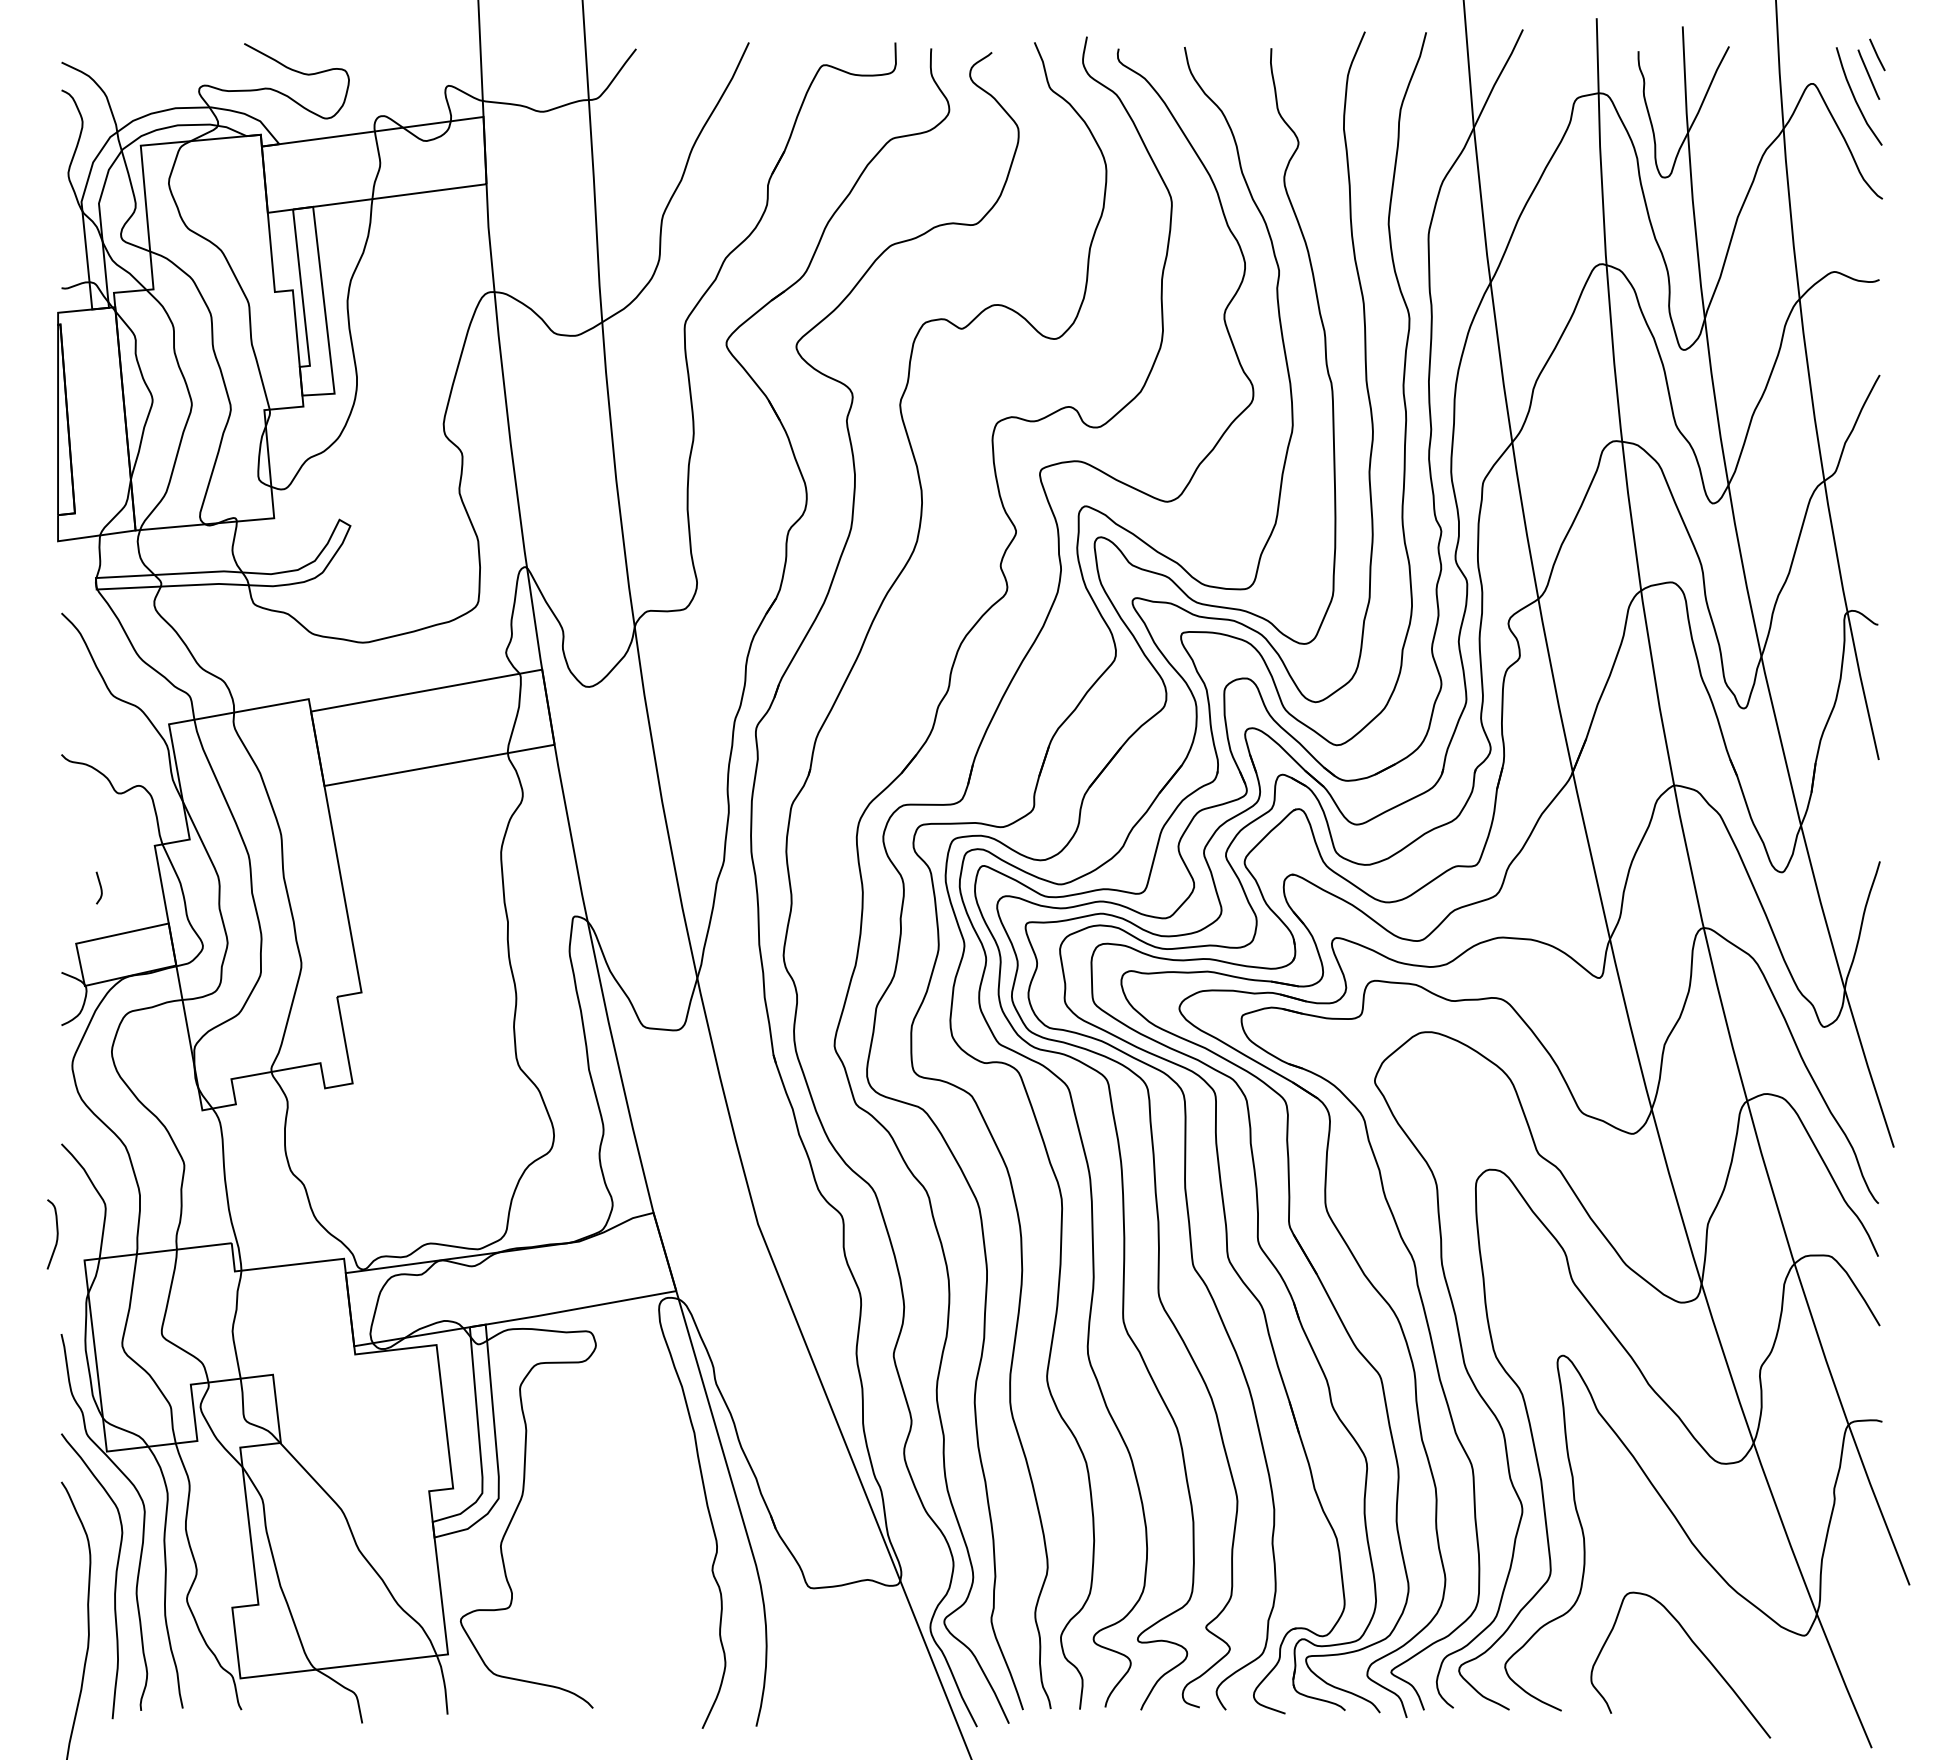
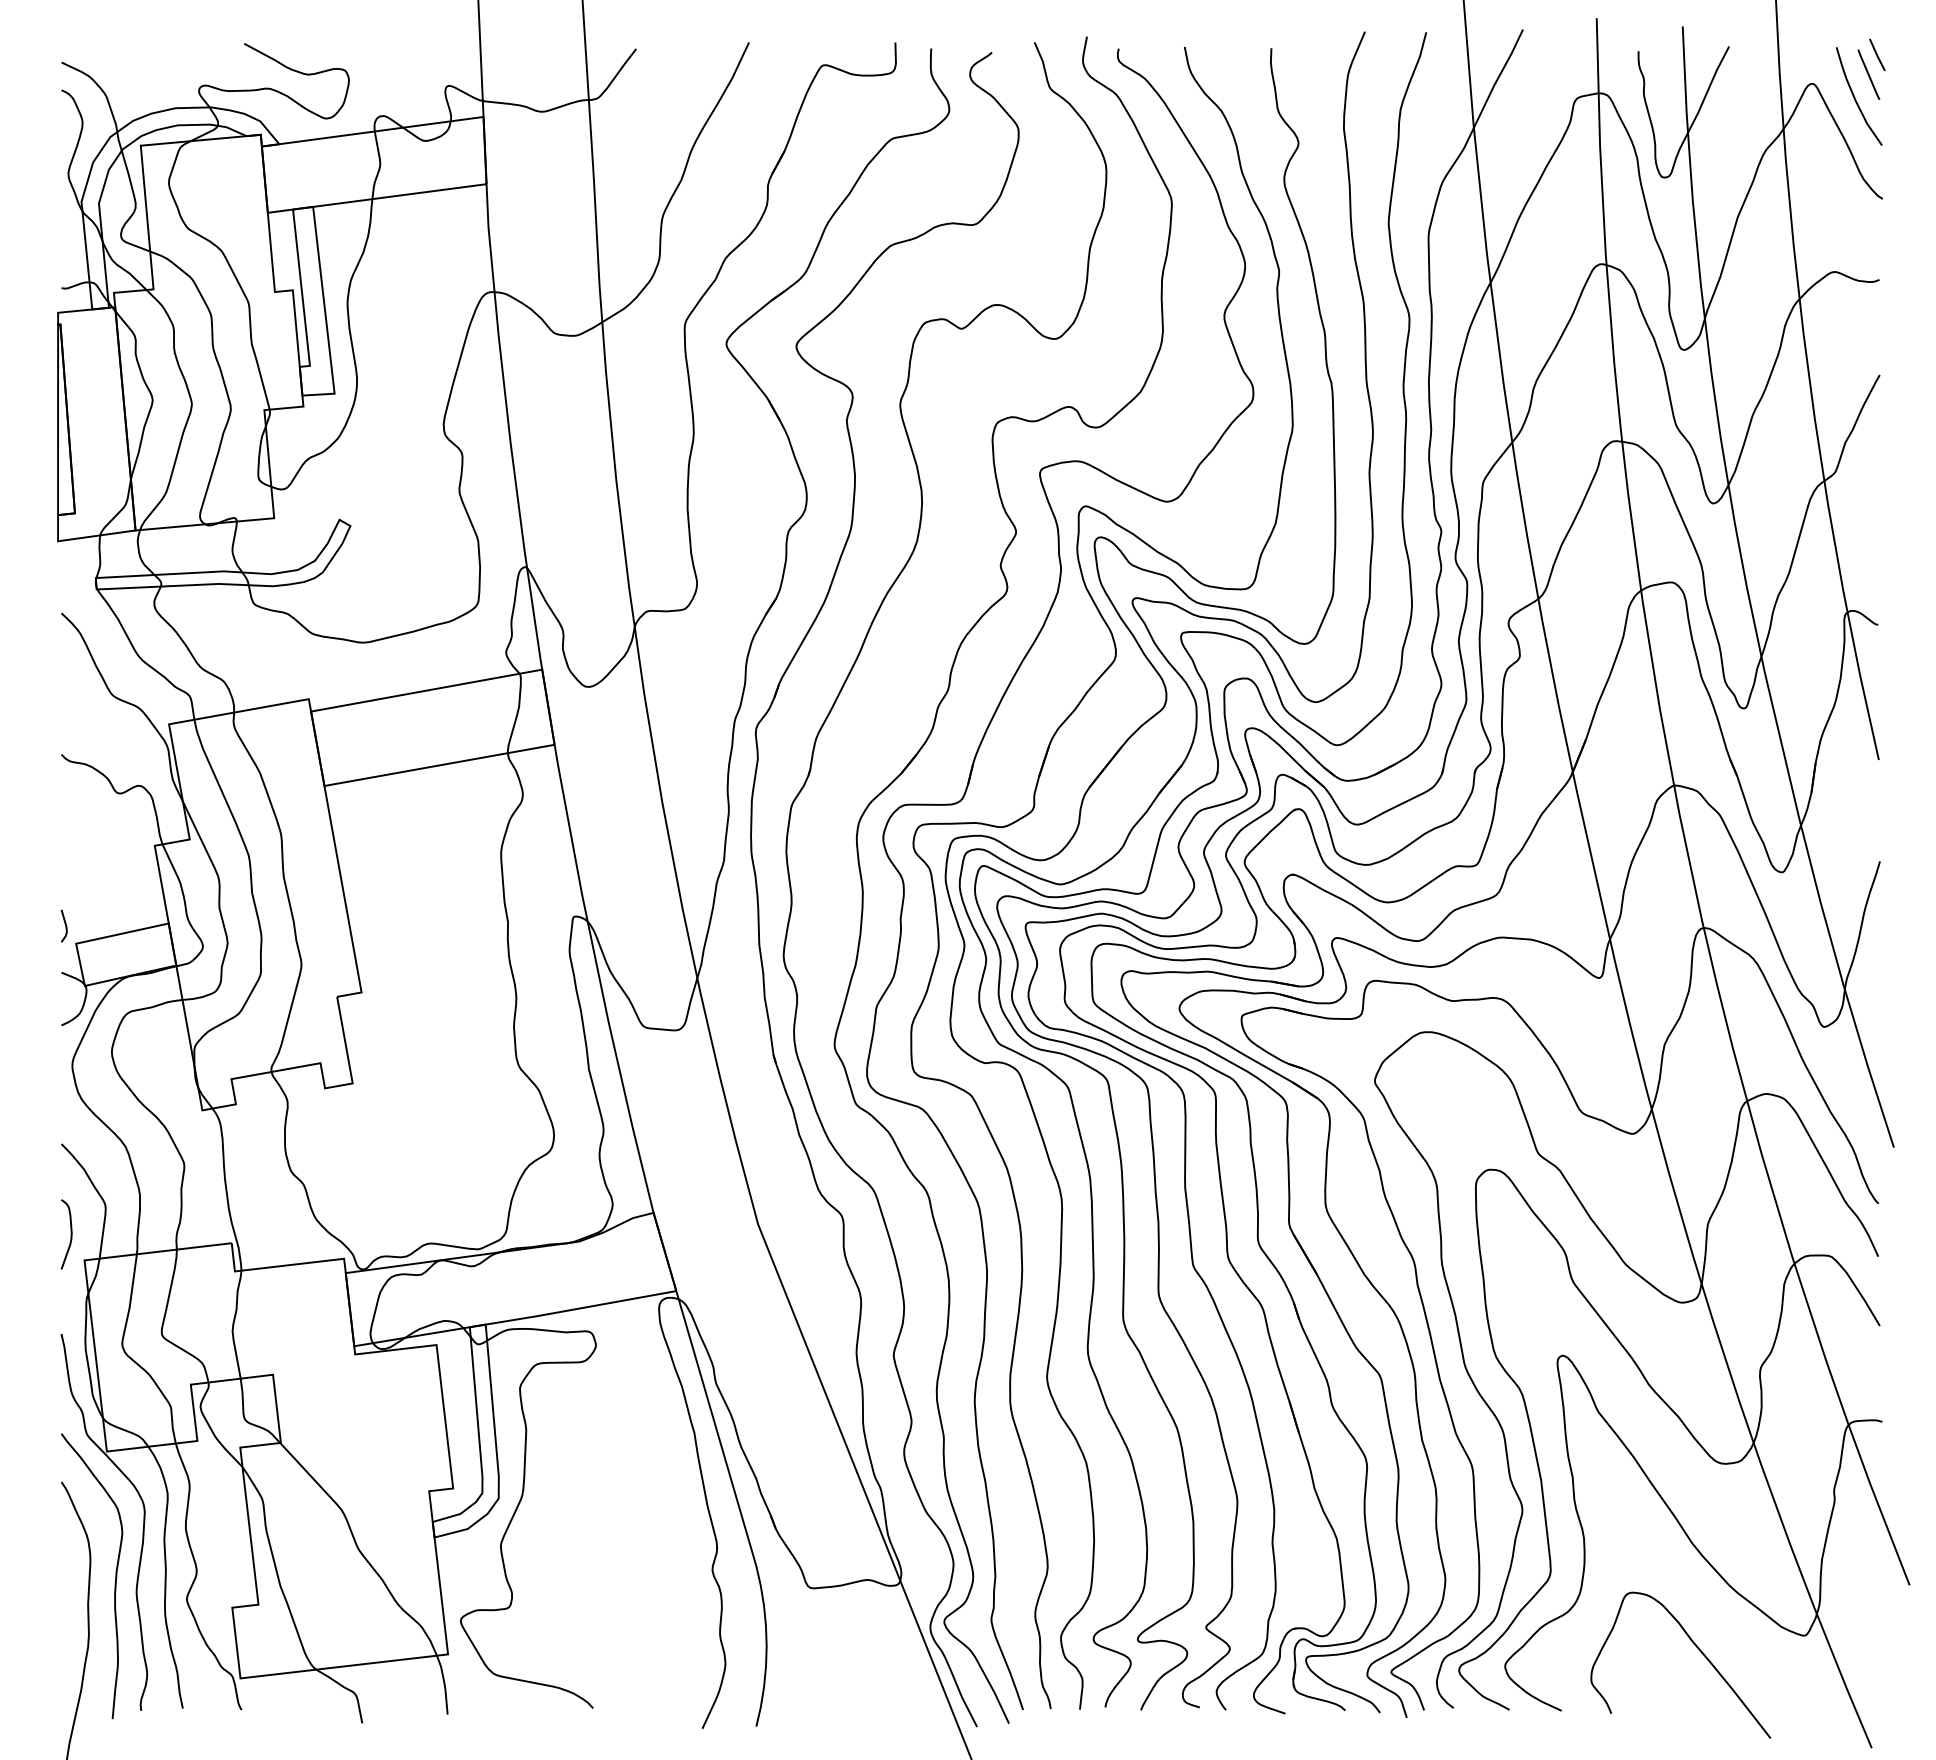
curve position: (99, 886) -> (64, 924) (64, 924)
curve position: (56, 1234) -> (70, 1234) (70, 1234)
